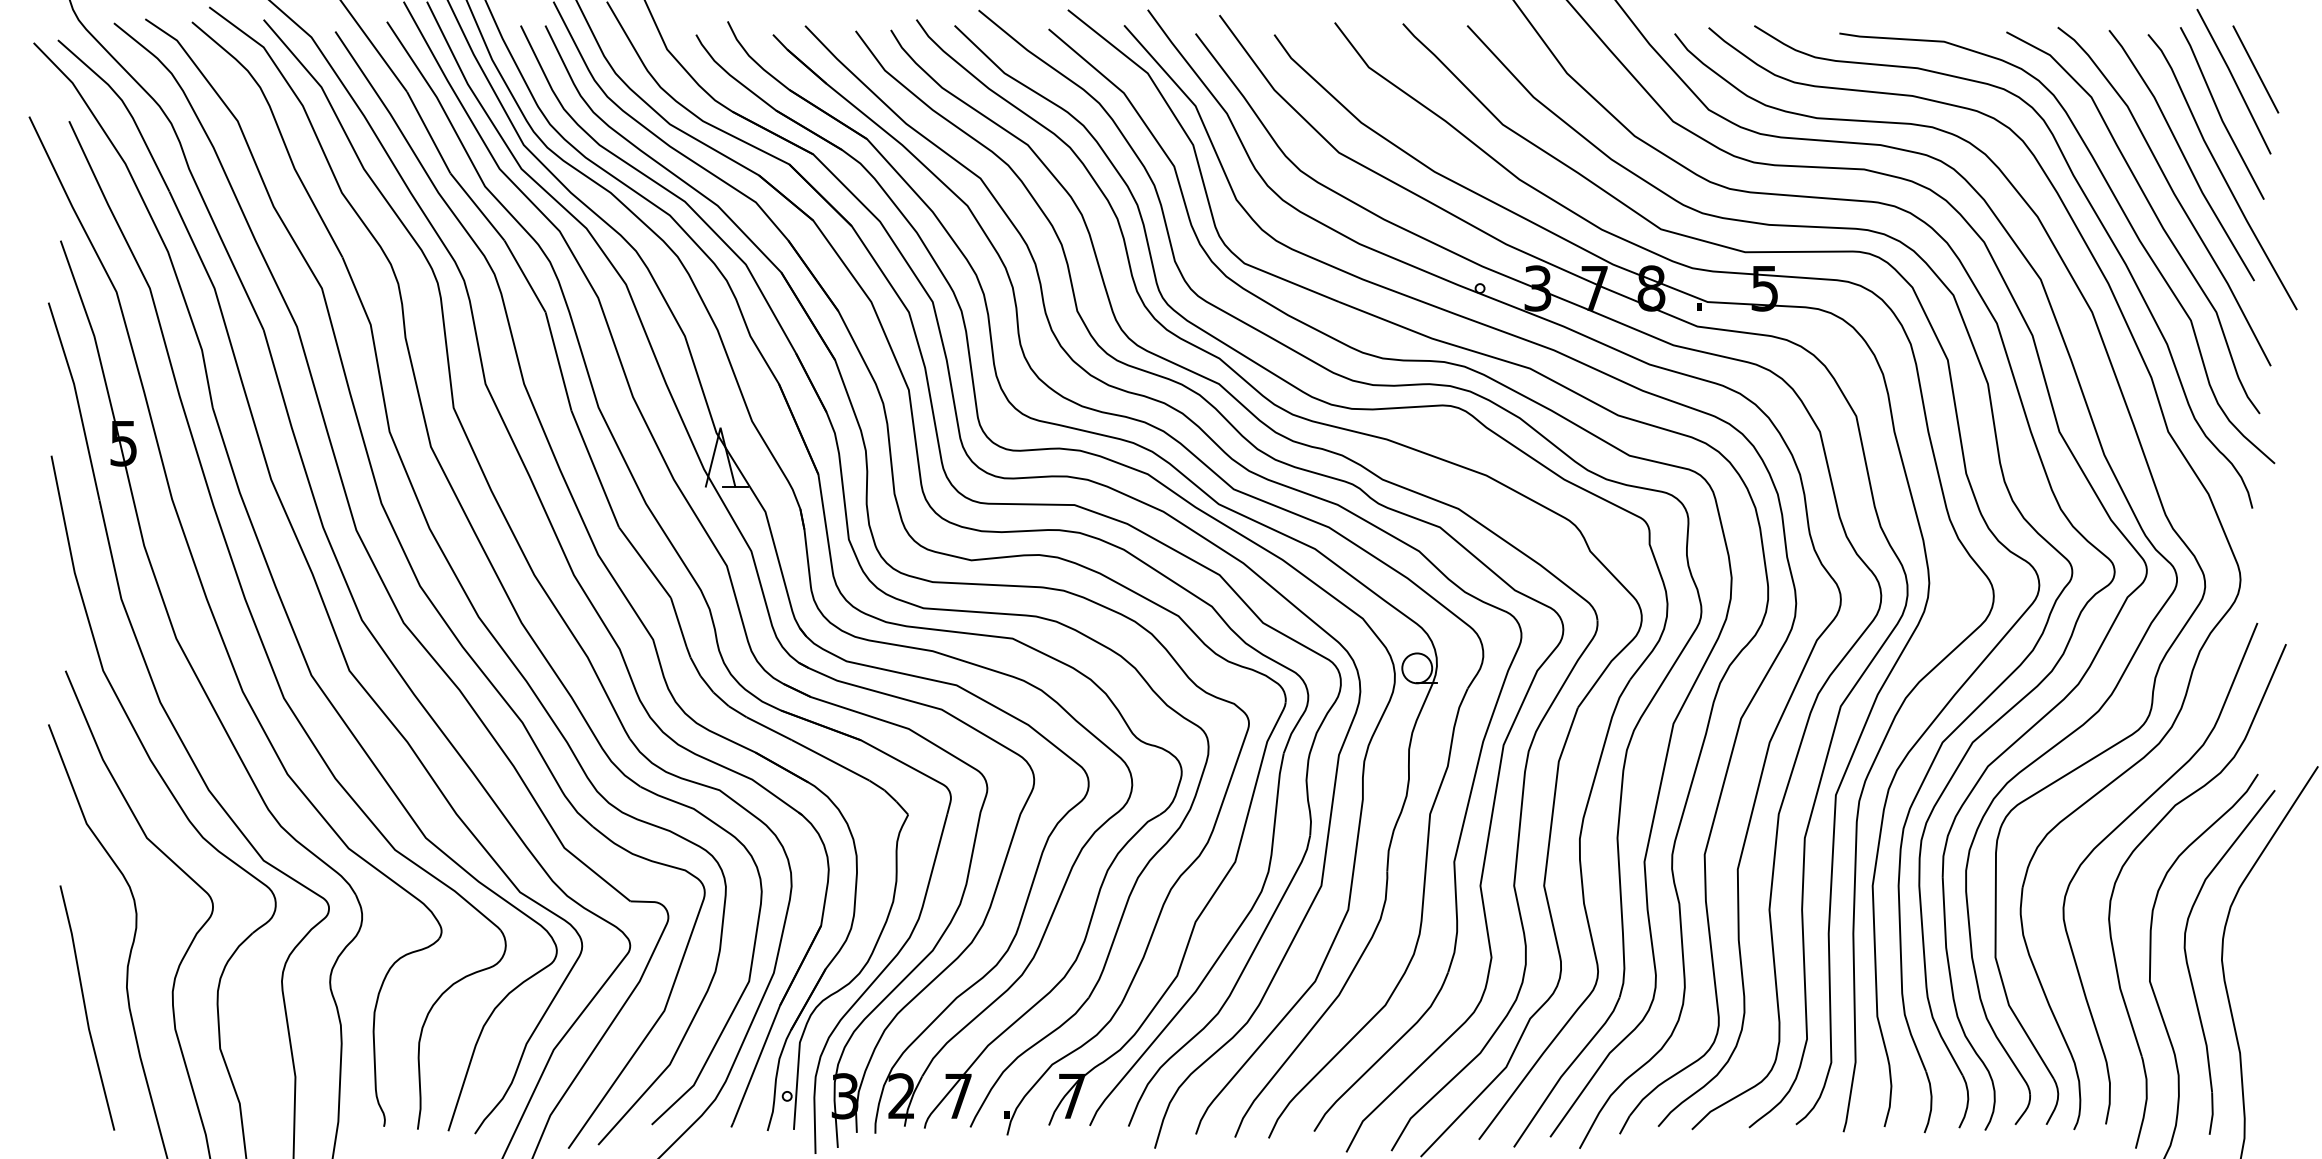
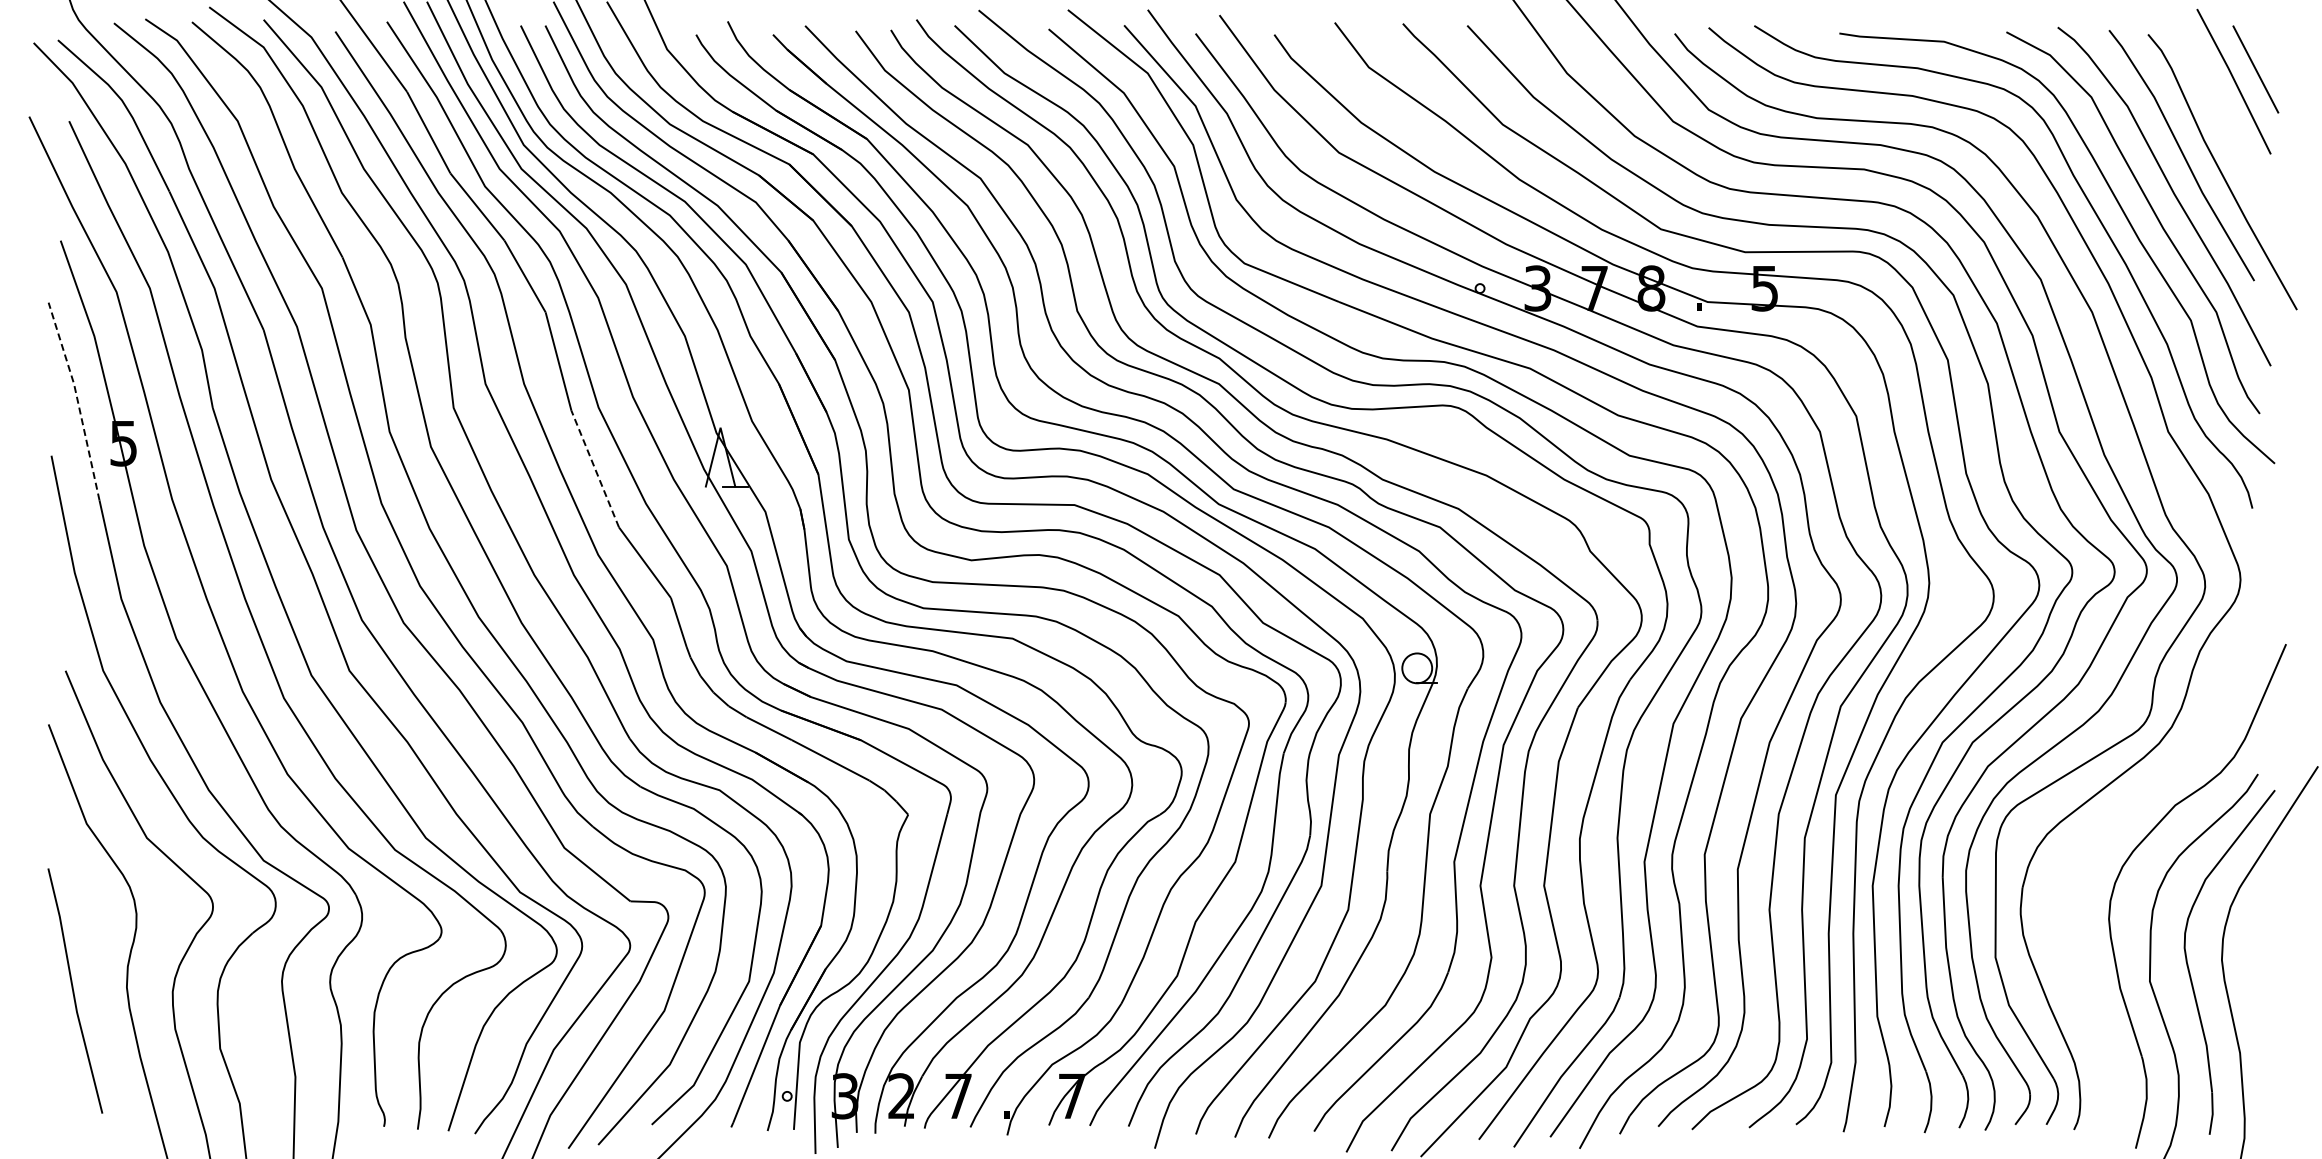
line: present -> none (2220, 113)
line: solid -> dashed (77, 399)
line: solid -> dashed (595, 469)
curve: present -> none (2116, 829)
line position: (86, 1008) -> (74, 991) (74, 991)
